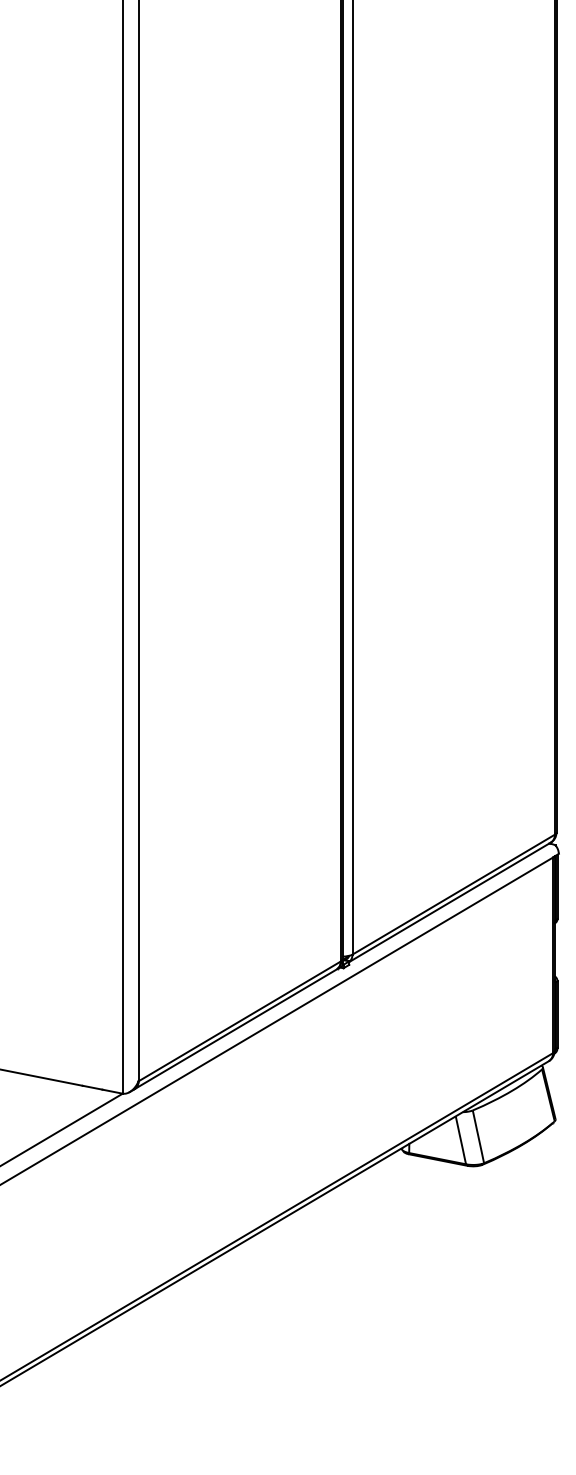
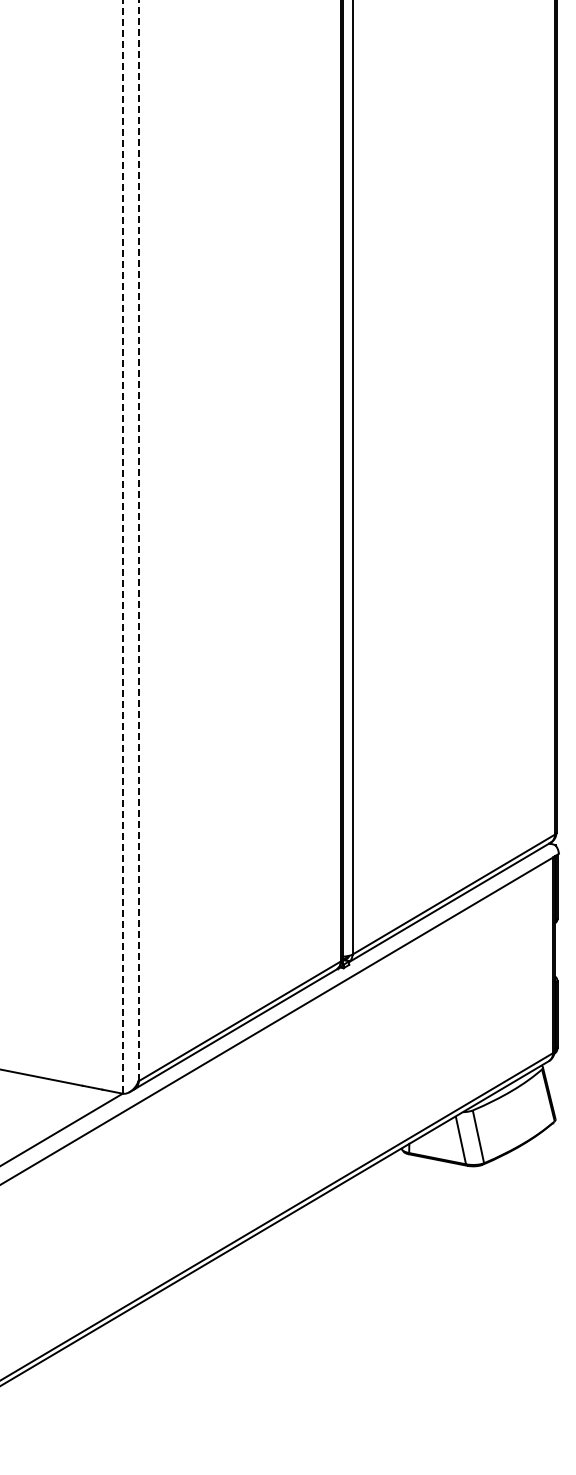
line: solid -> dashed (138, 540)
line: solid -> dashed (122, 547)
